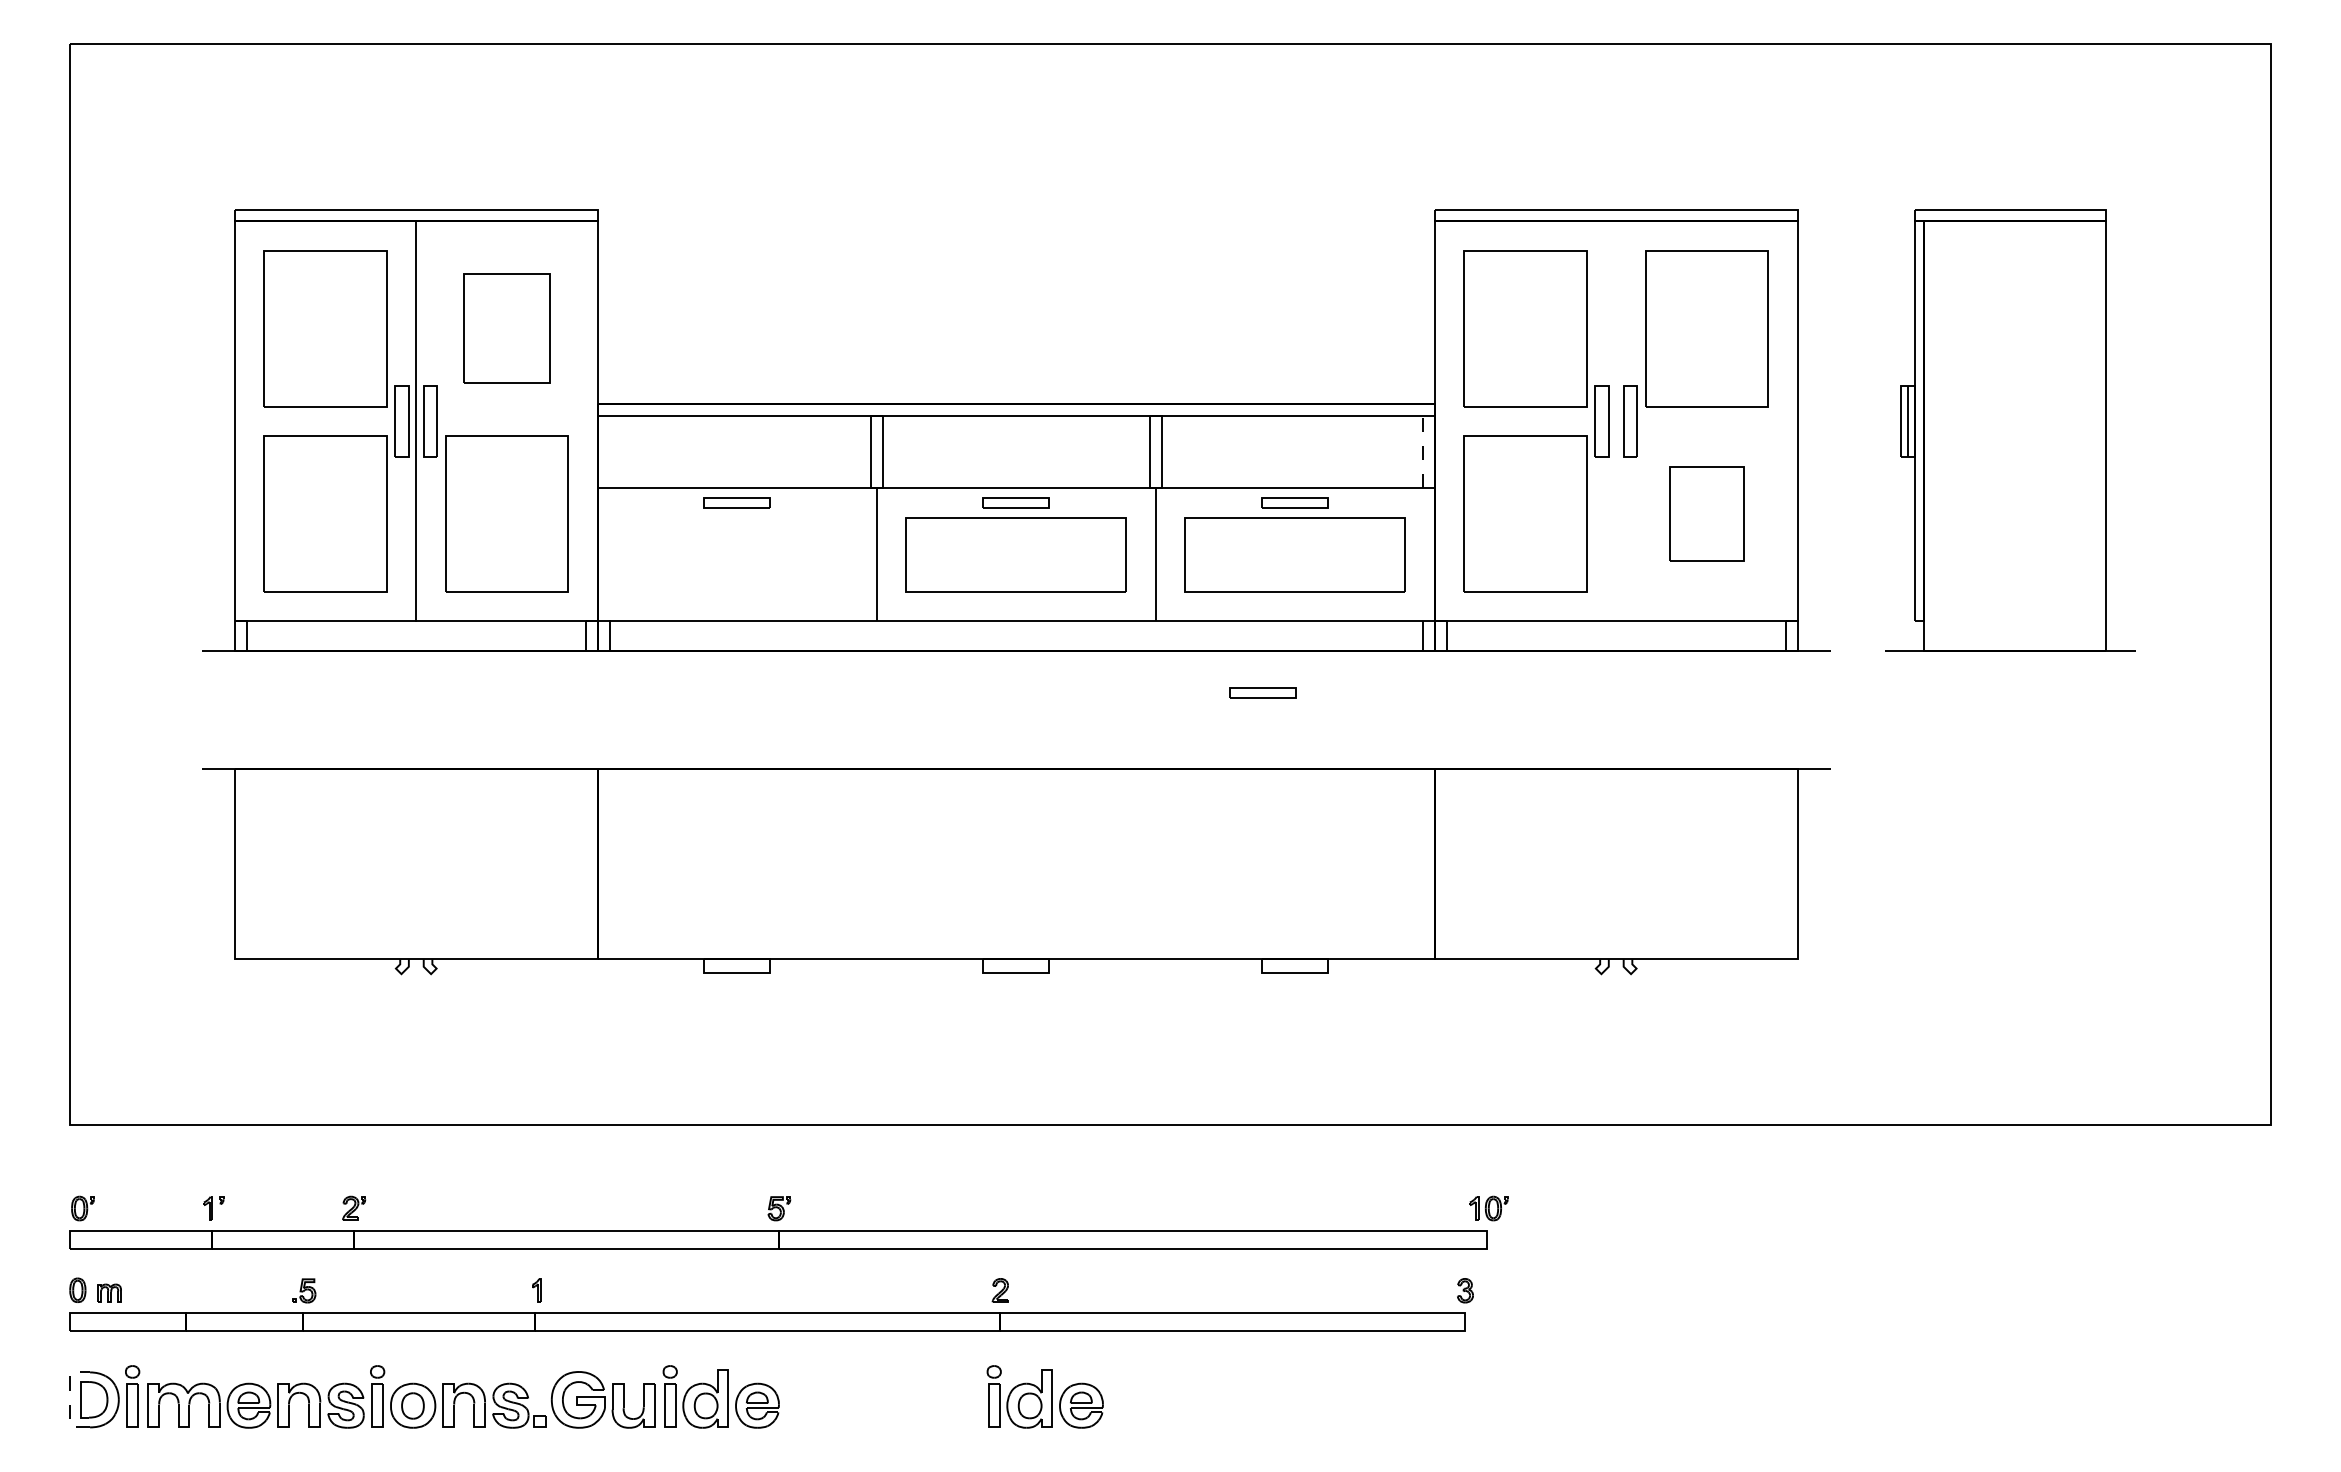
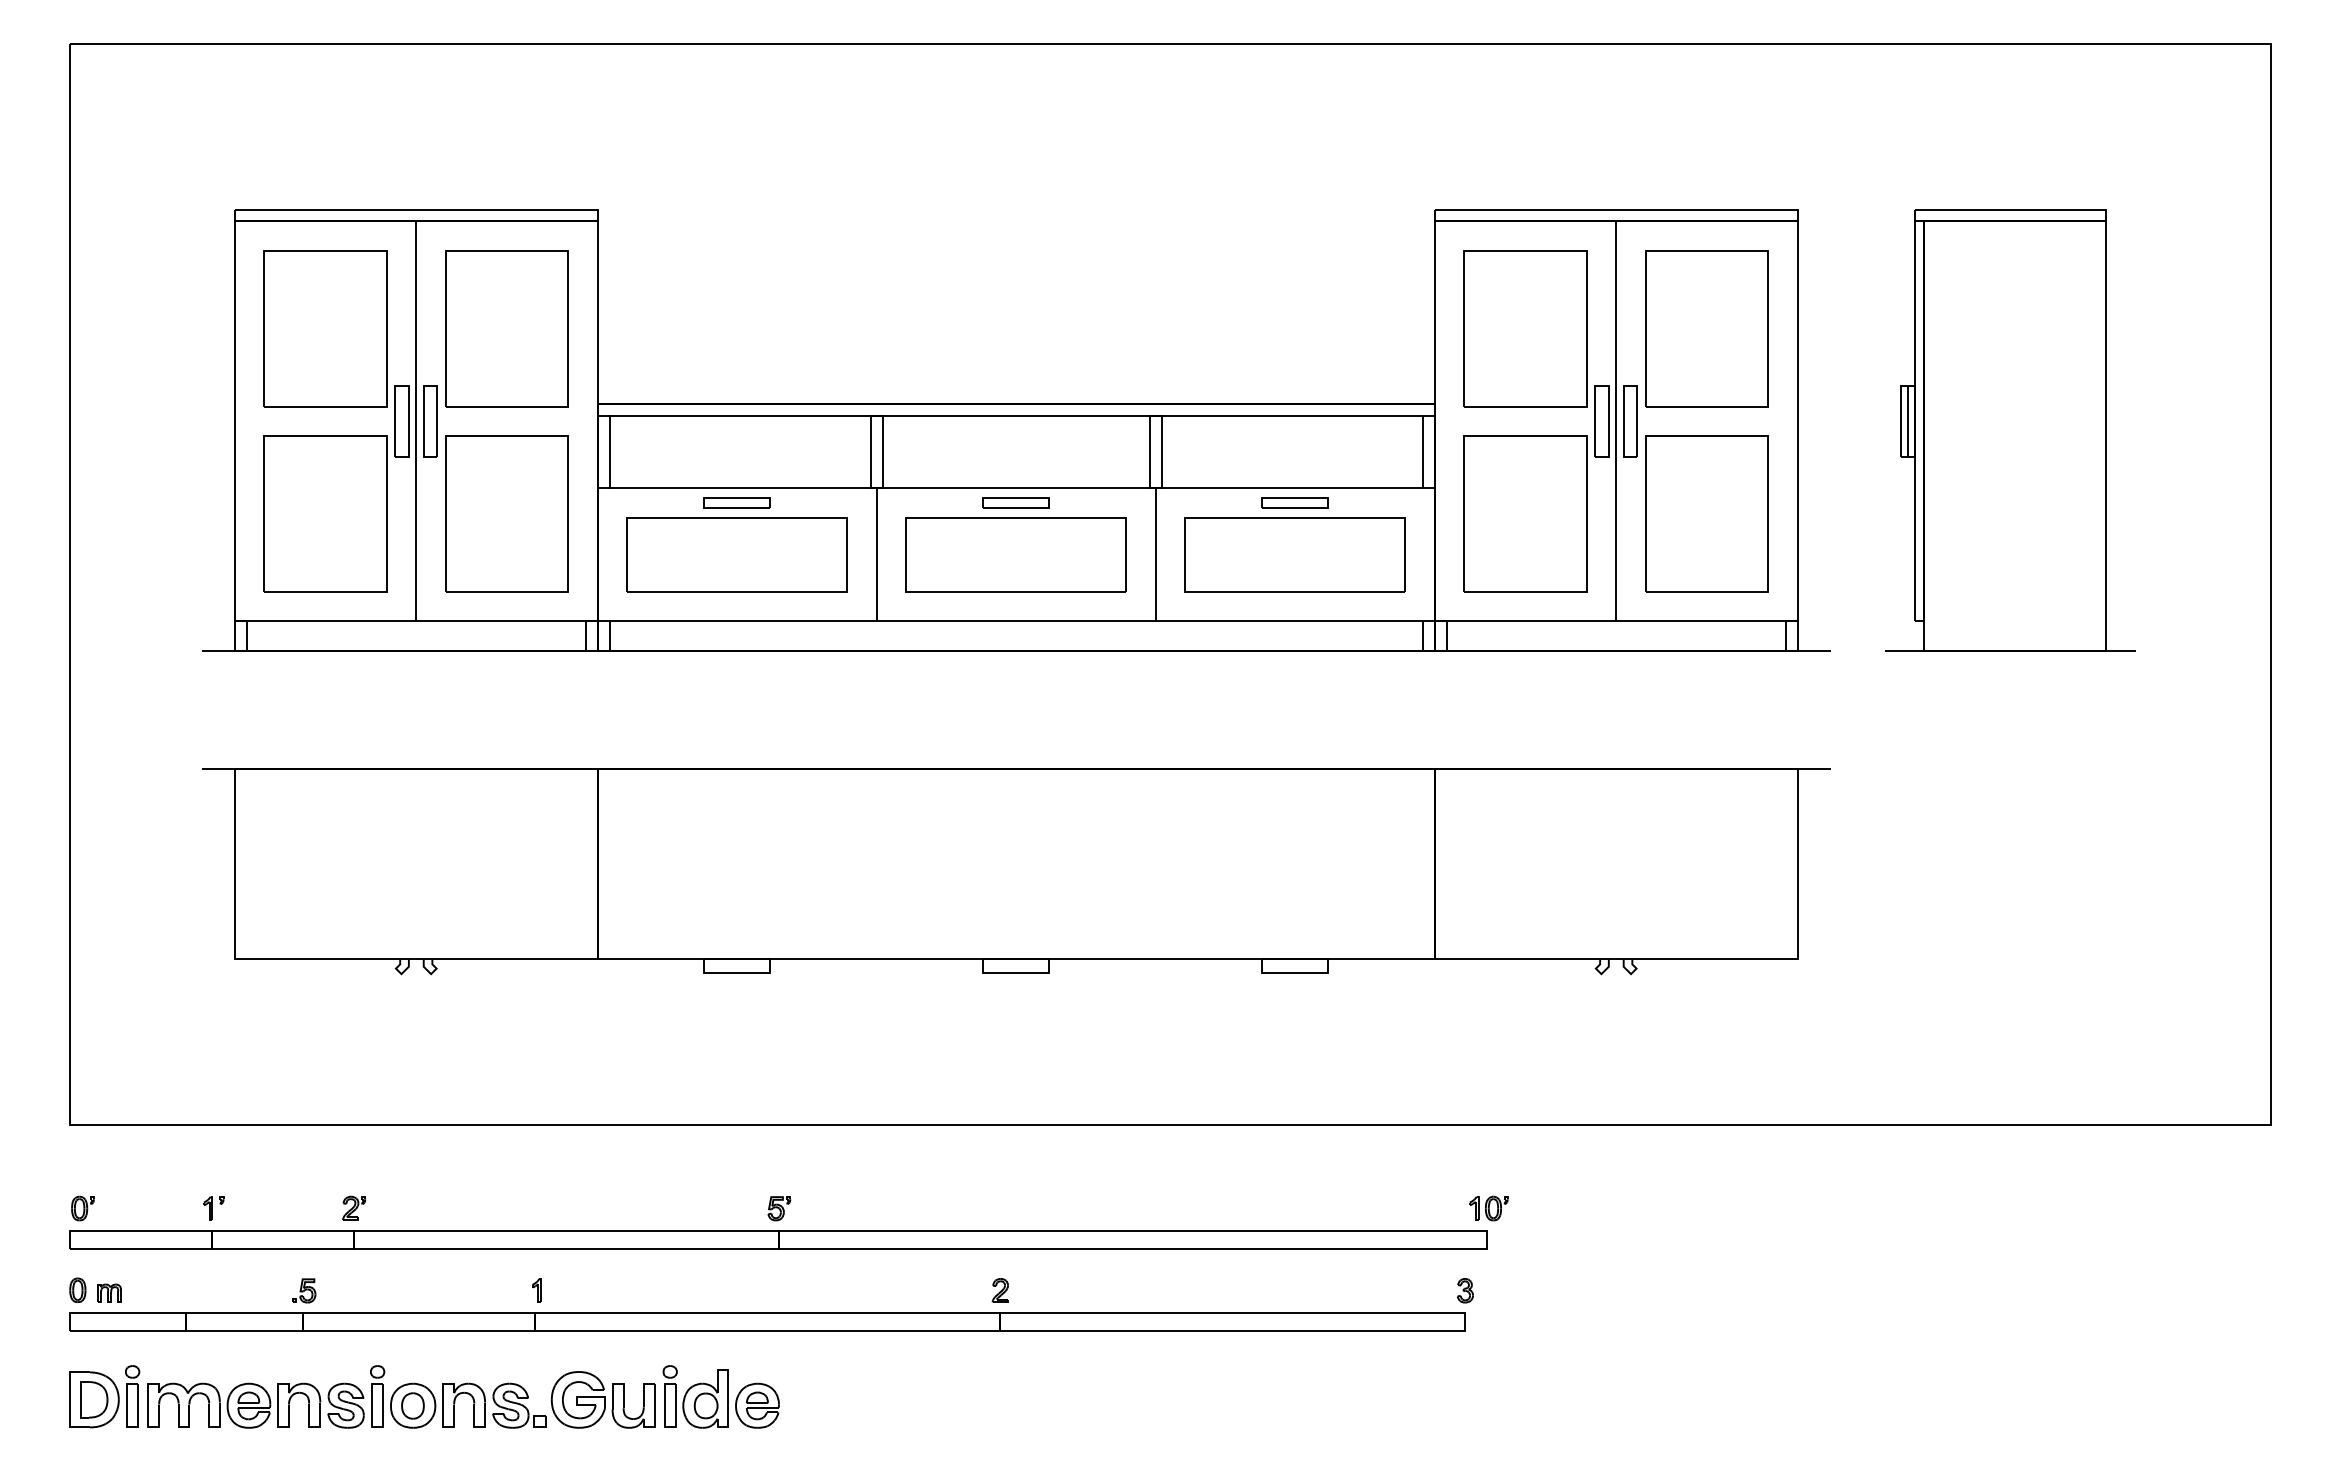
part size: 88x111 px -> 124x158 px (506, 328)
line: none -> present (1616, 421)
line: dashed -> solid (1422, 451)
line: none -> present (609, 452)
part size: 76x96 px -> 124x158 px (1706, 513)
part: none -> present (736, 554)
part: present -> none (1262, 692)
part: present -> none (1044, 1396)
line: dashed -> solid (70, 1399)
